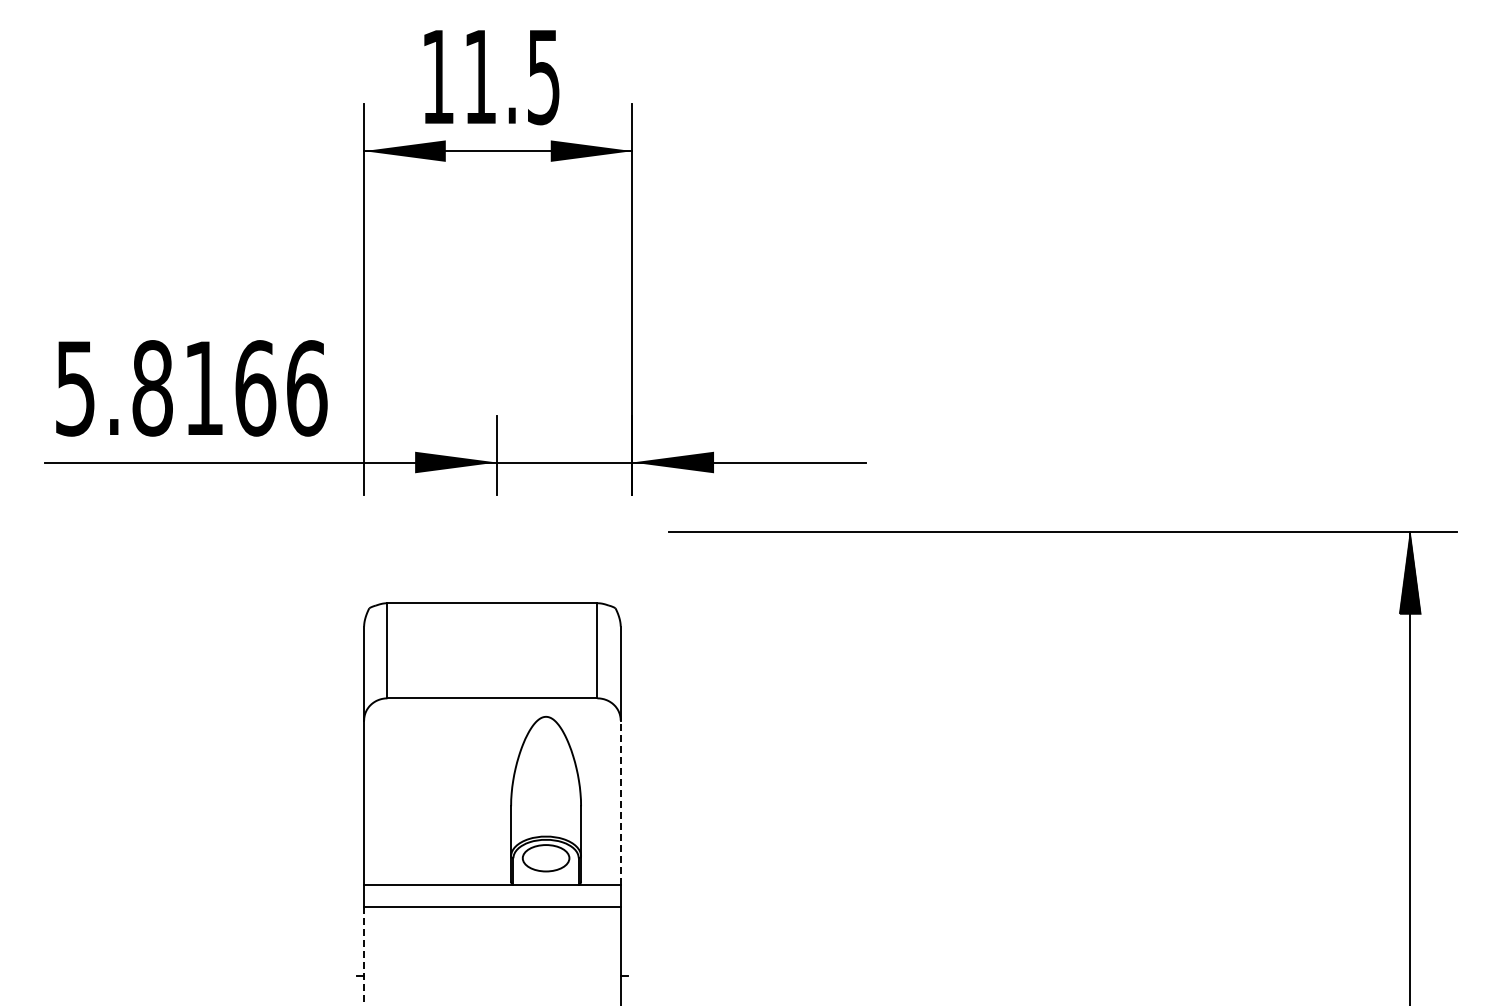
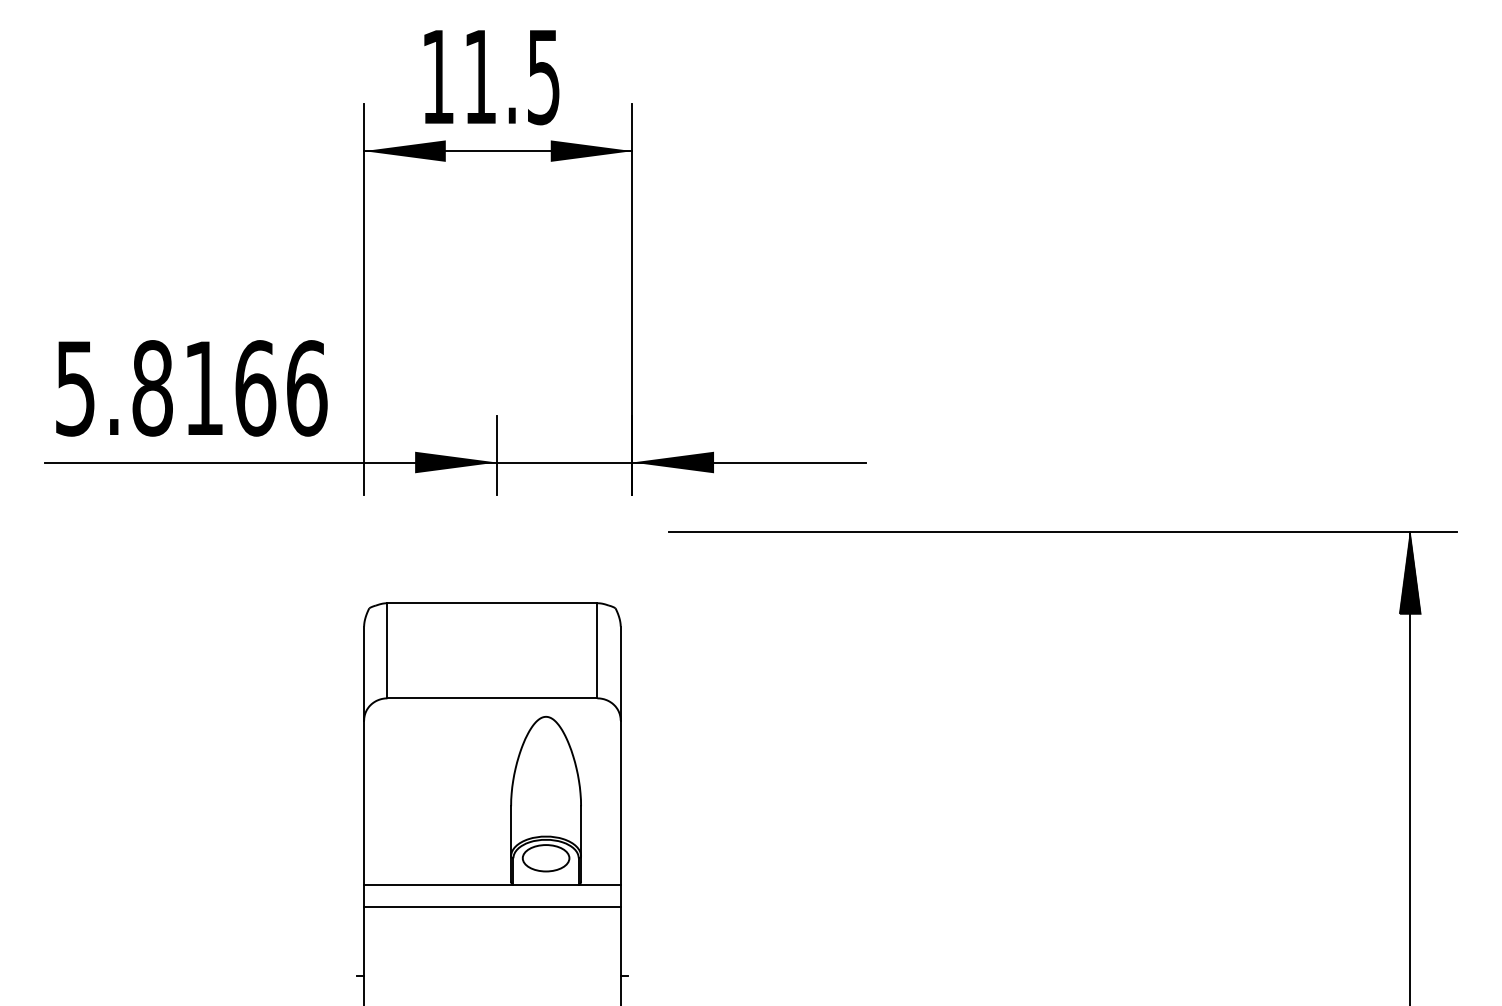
line: dashed -> solid (620, 802)
line: dashed -> solid (364, 956)
